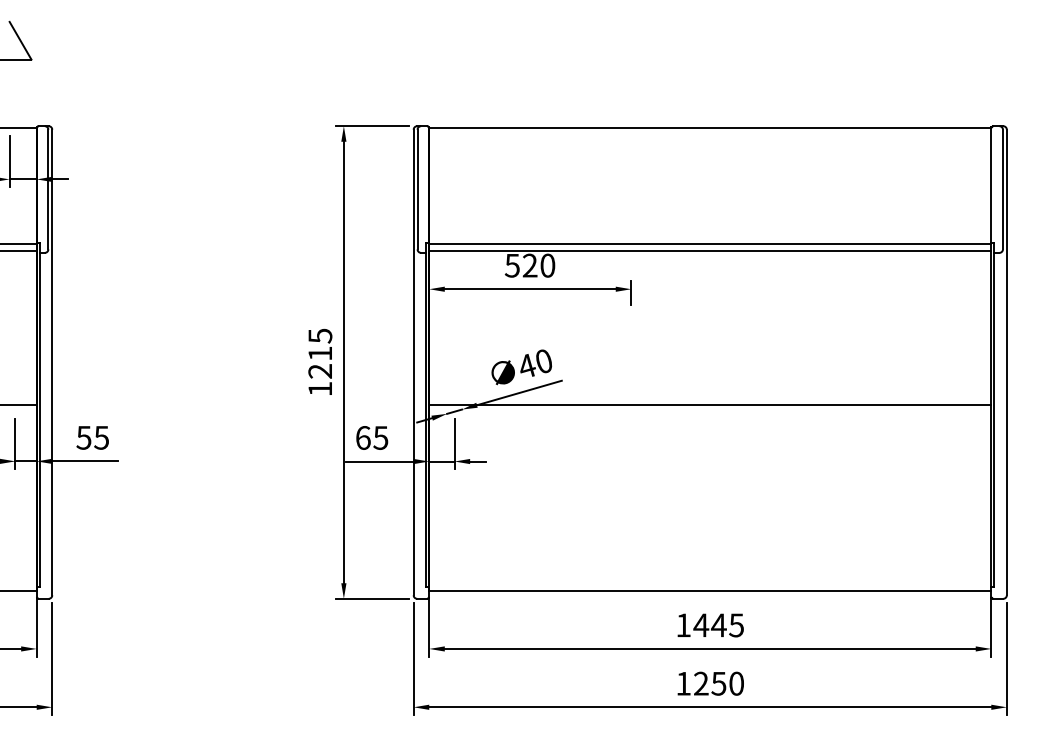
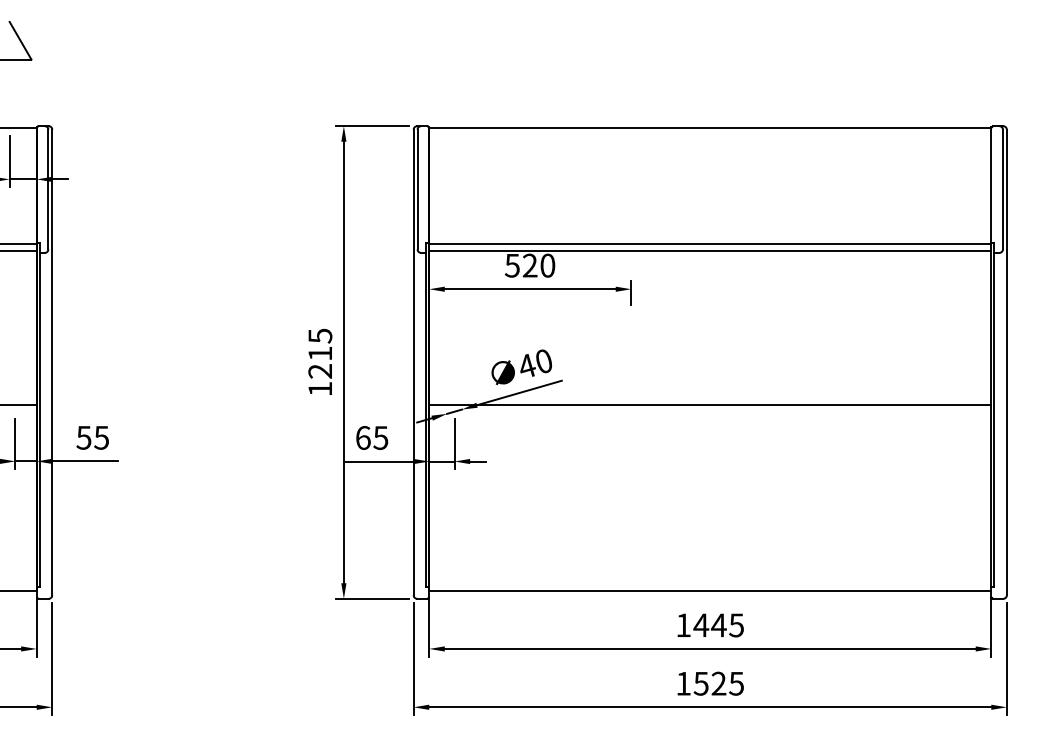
text: 1250 -> 1525 (718, 683)
